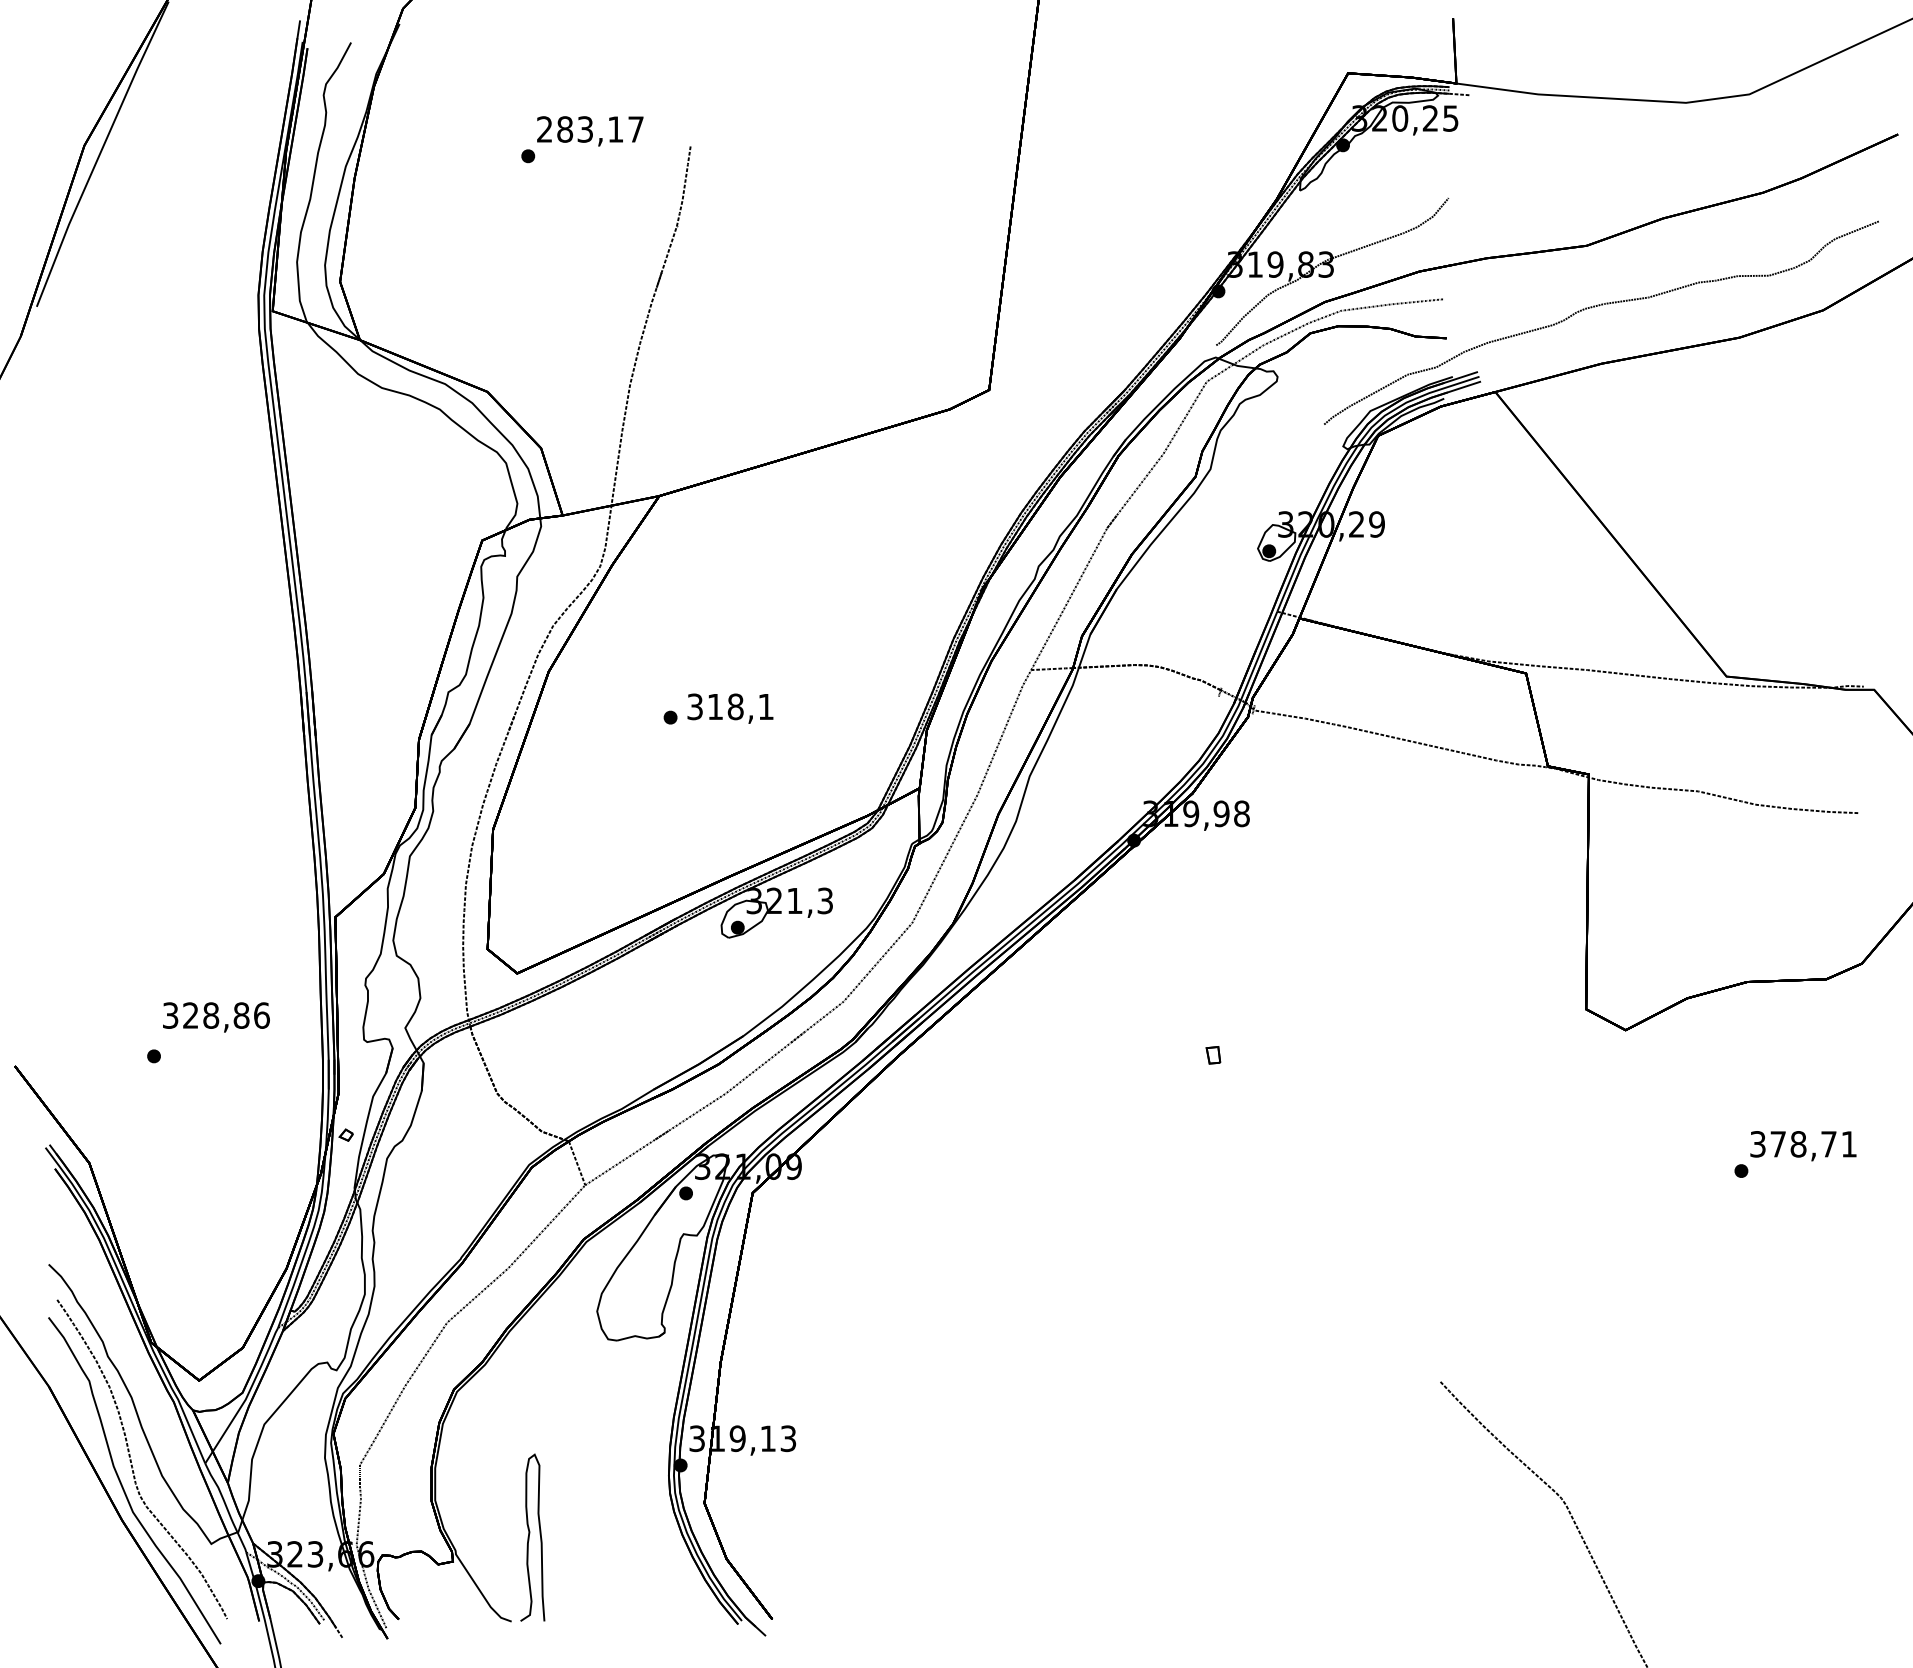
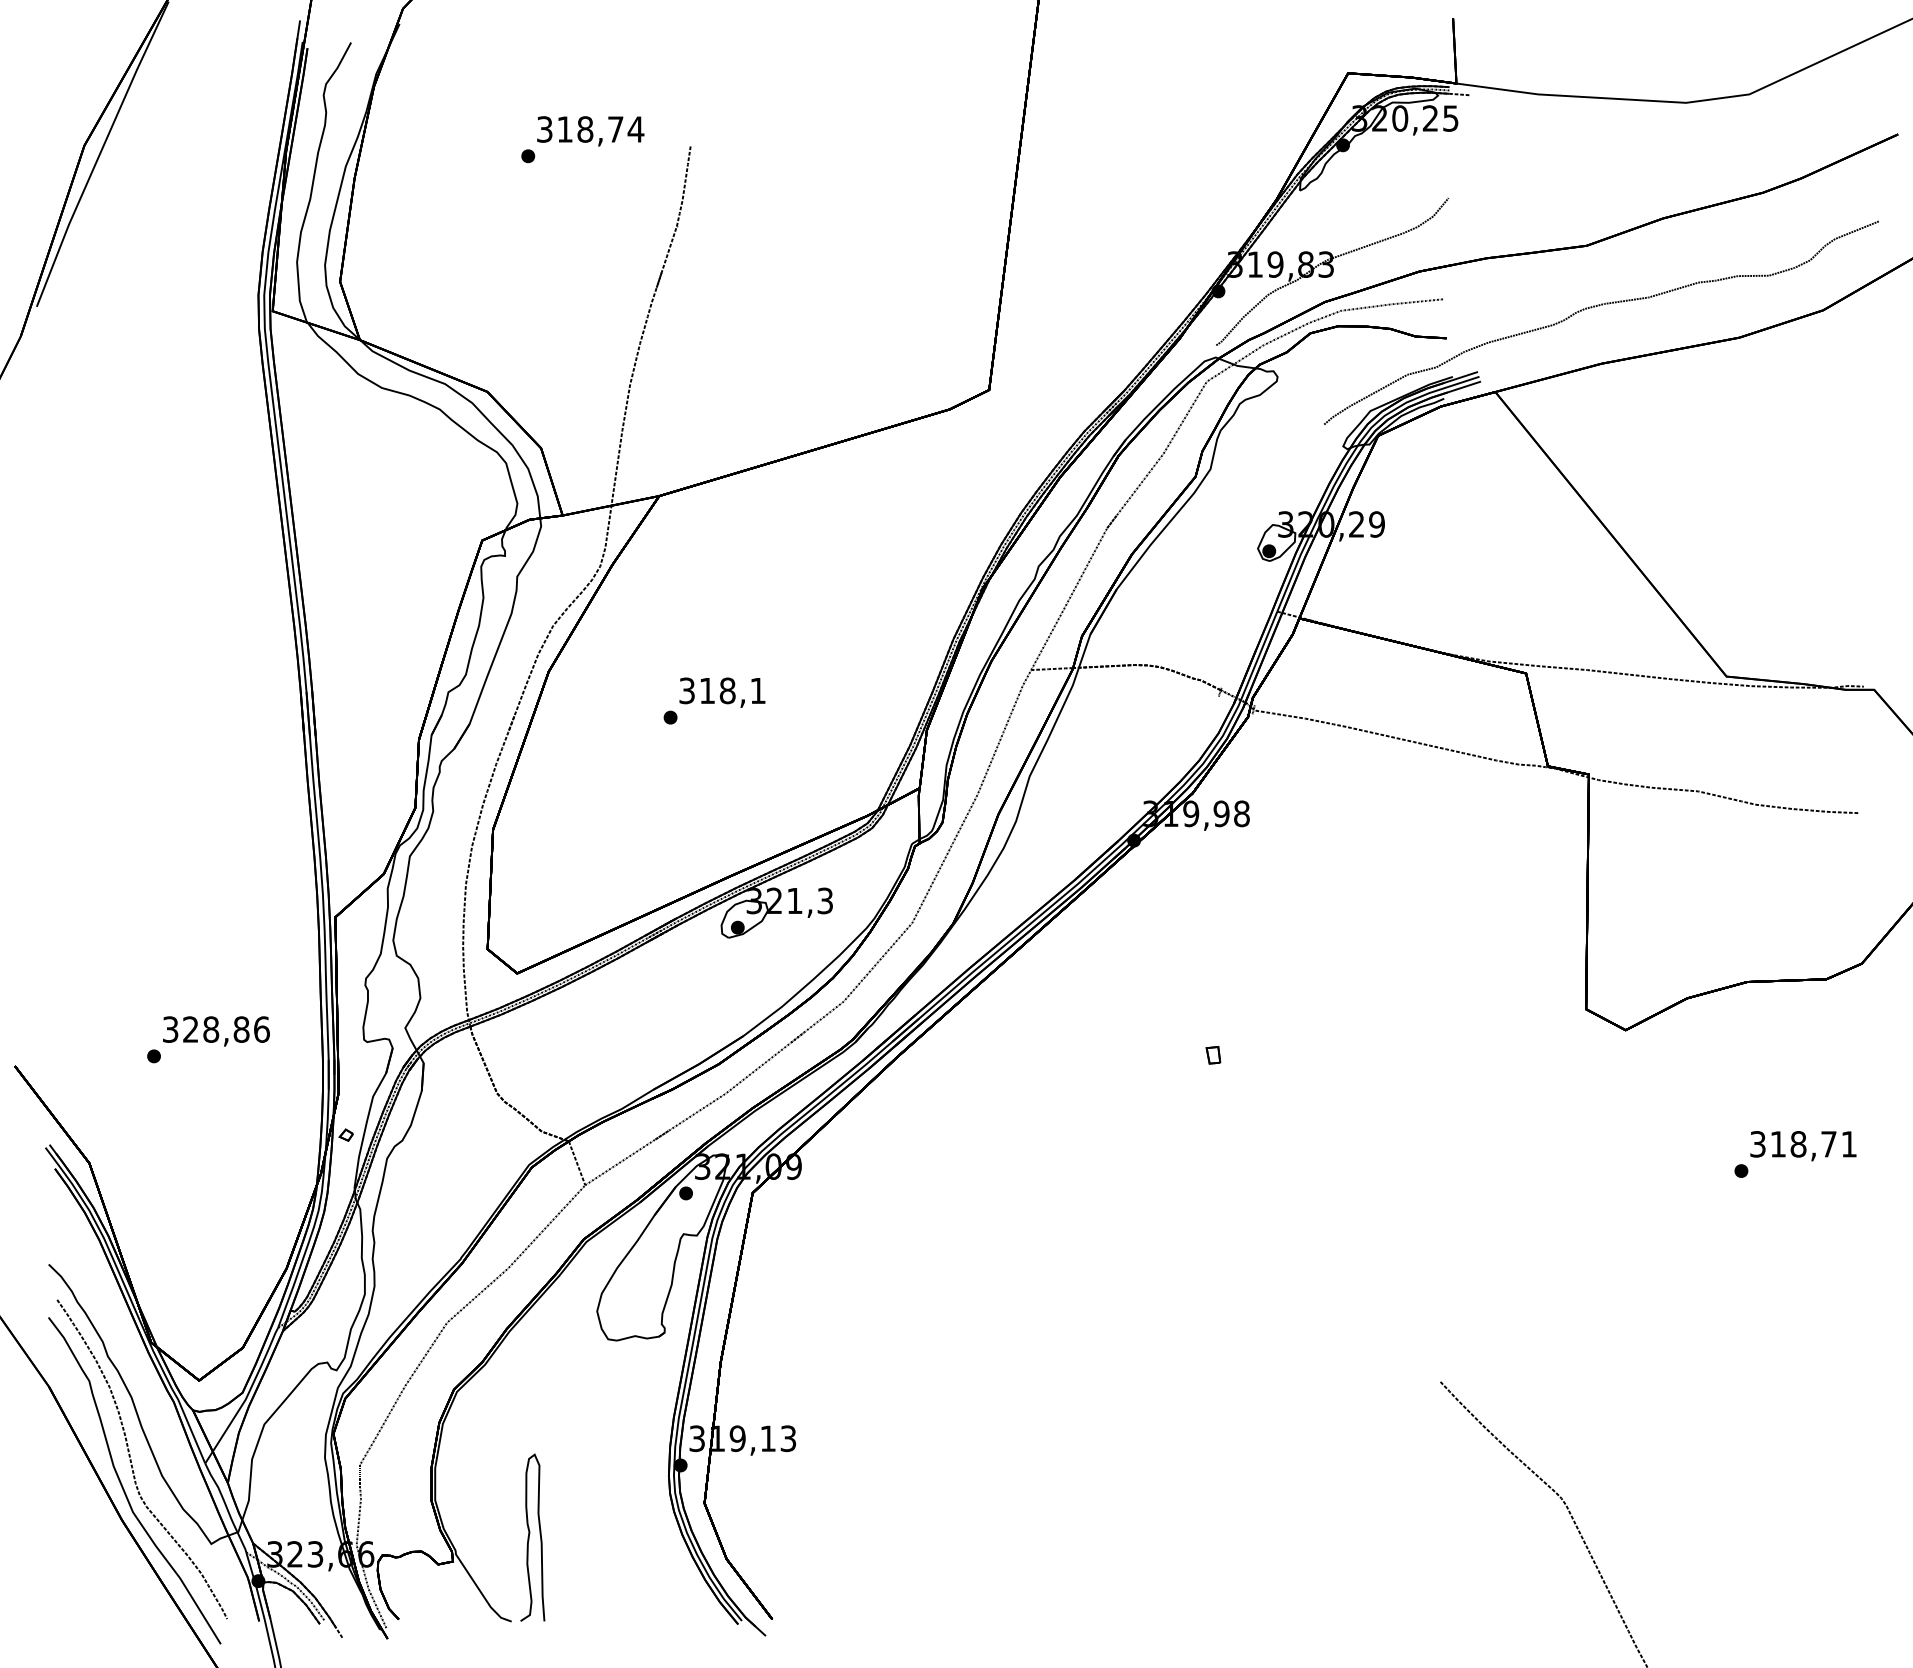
text: 283,17 -> 318,74 (590, 129)
text position: (730, 708) -> (722, 692) (722, 692)
text position: (216, 1017) -> (216, 1031) (216, 1031)
text: 378,71 -> 318,71 (1777, 1144)
